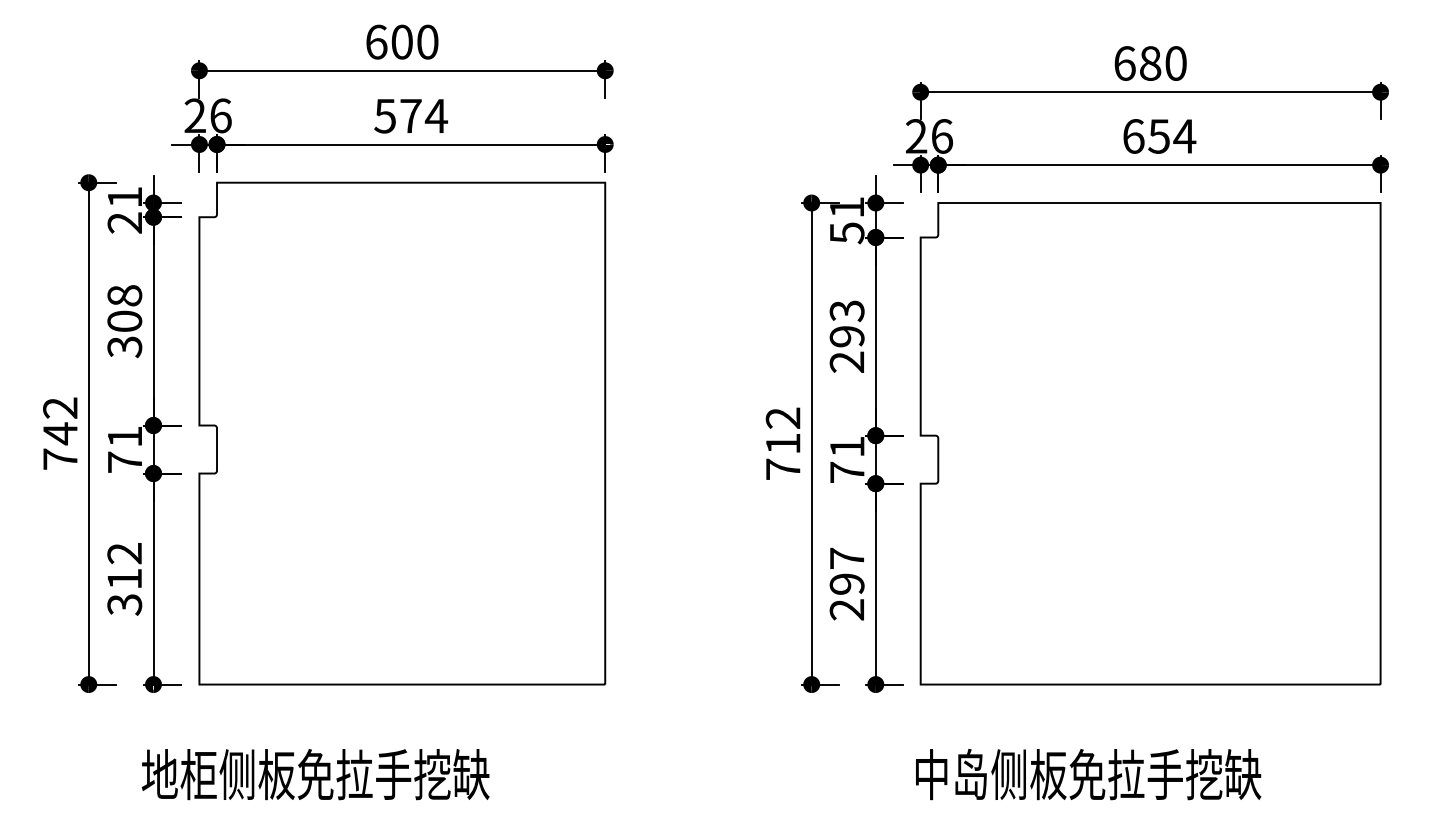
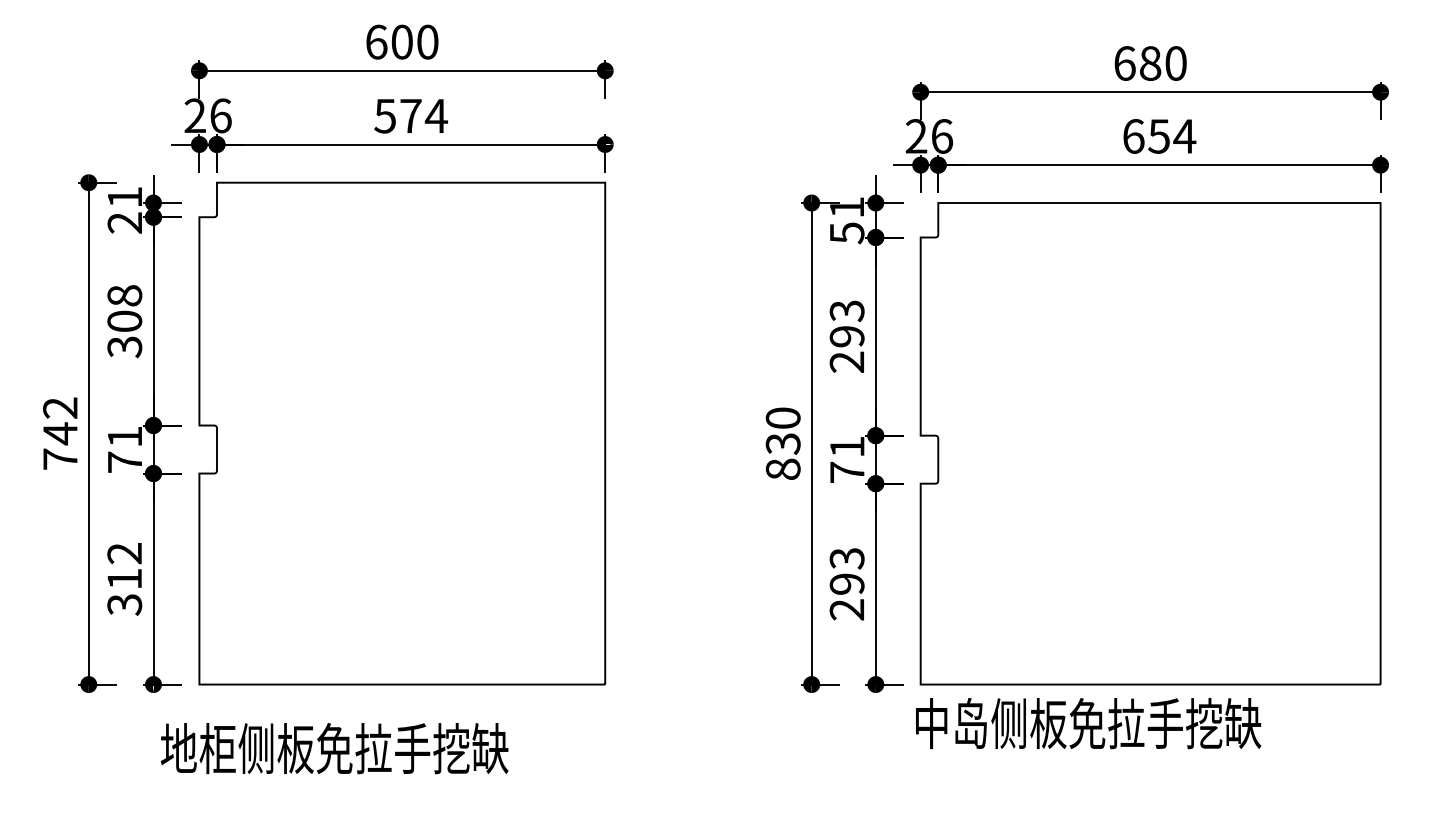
text: 712 -> 830 (782, 443)
text: 297 -> 293 (846, 558)
text position: (315, 774) -> (334, 748) (334, 748)
text position: (1088, 774) -> (1088, 723) (1088, 723)
